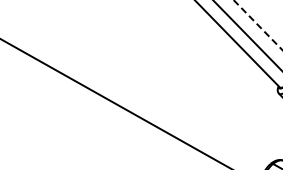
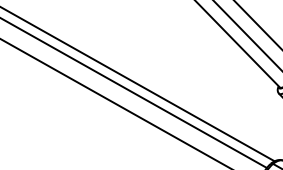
line: dashed -> solid (258, 25)
line: none -> present (138, 84)
line: none -> present (133, 92)
